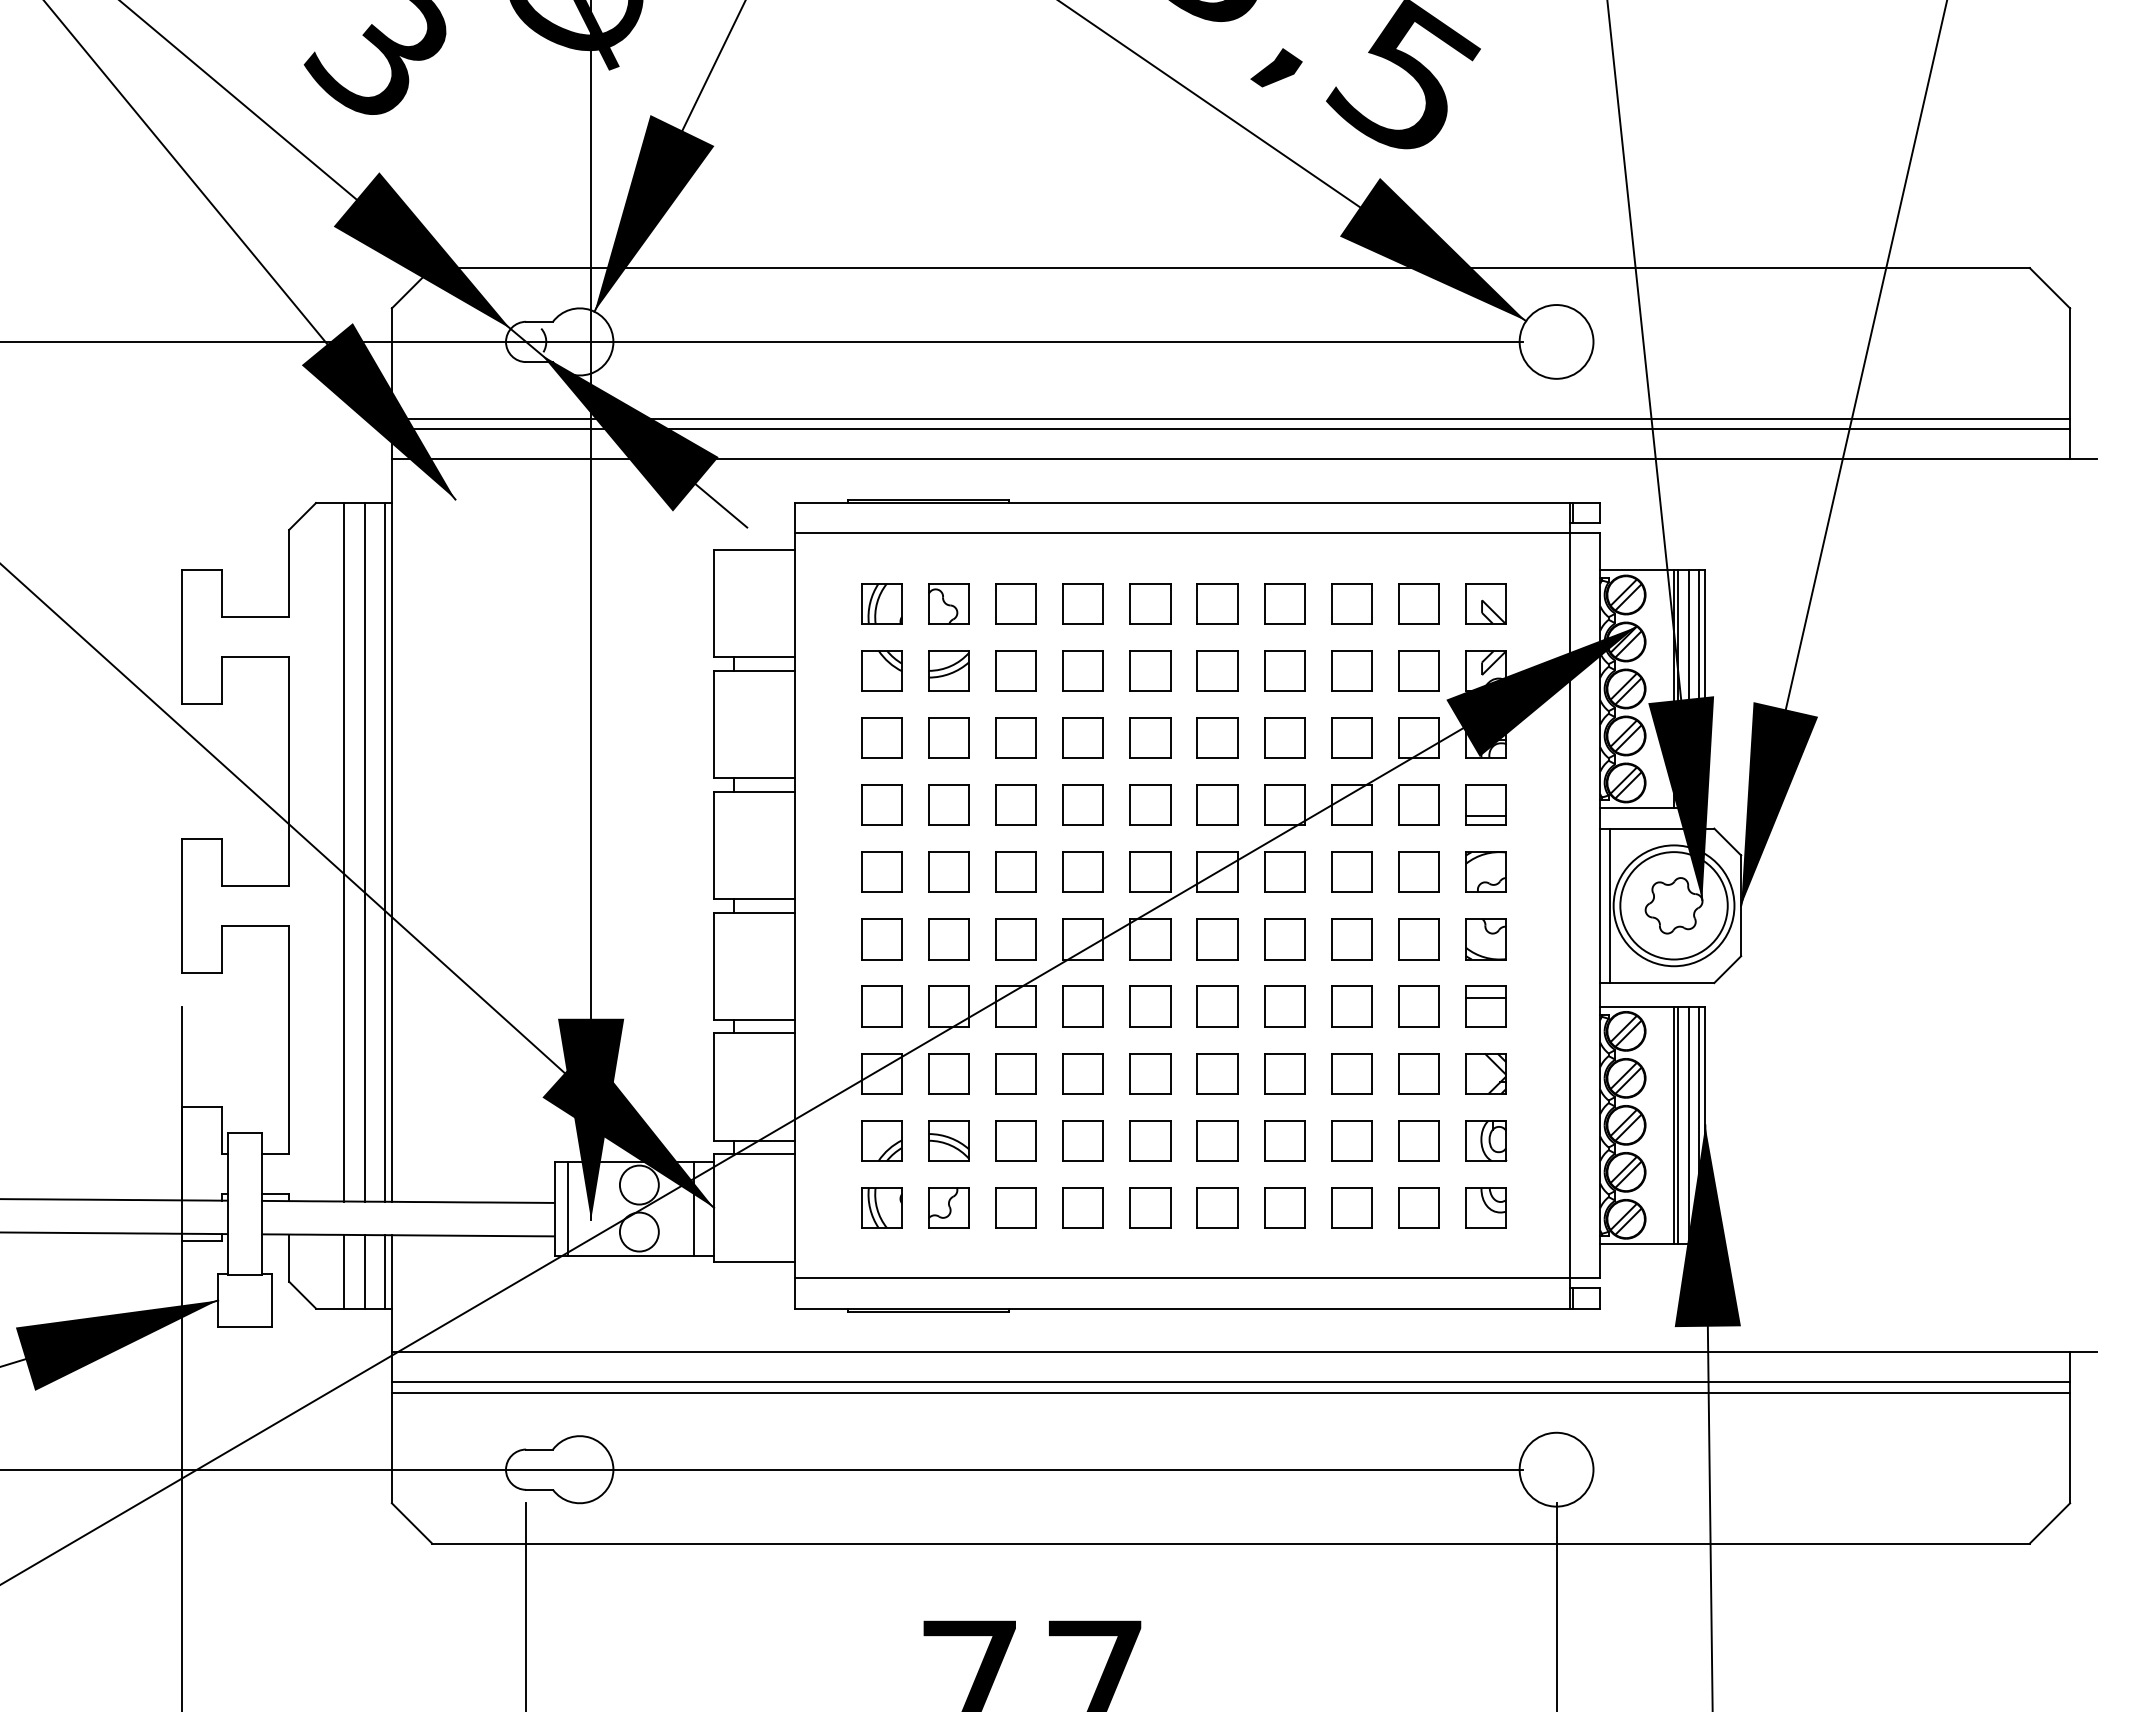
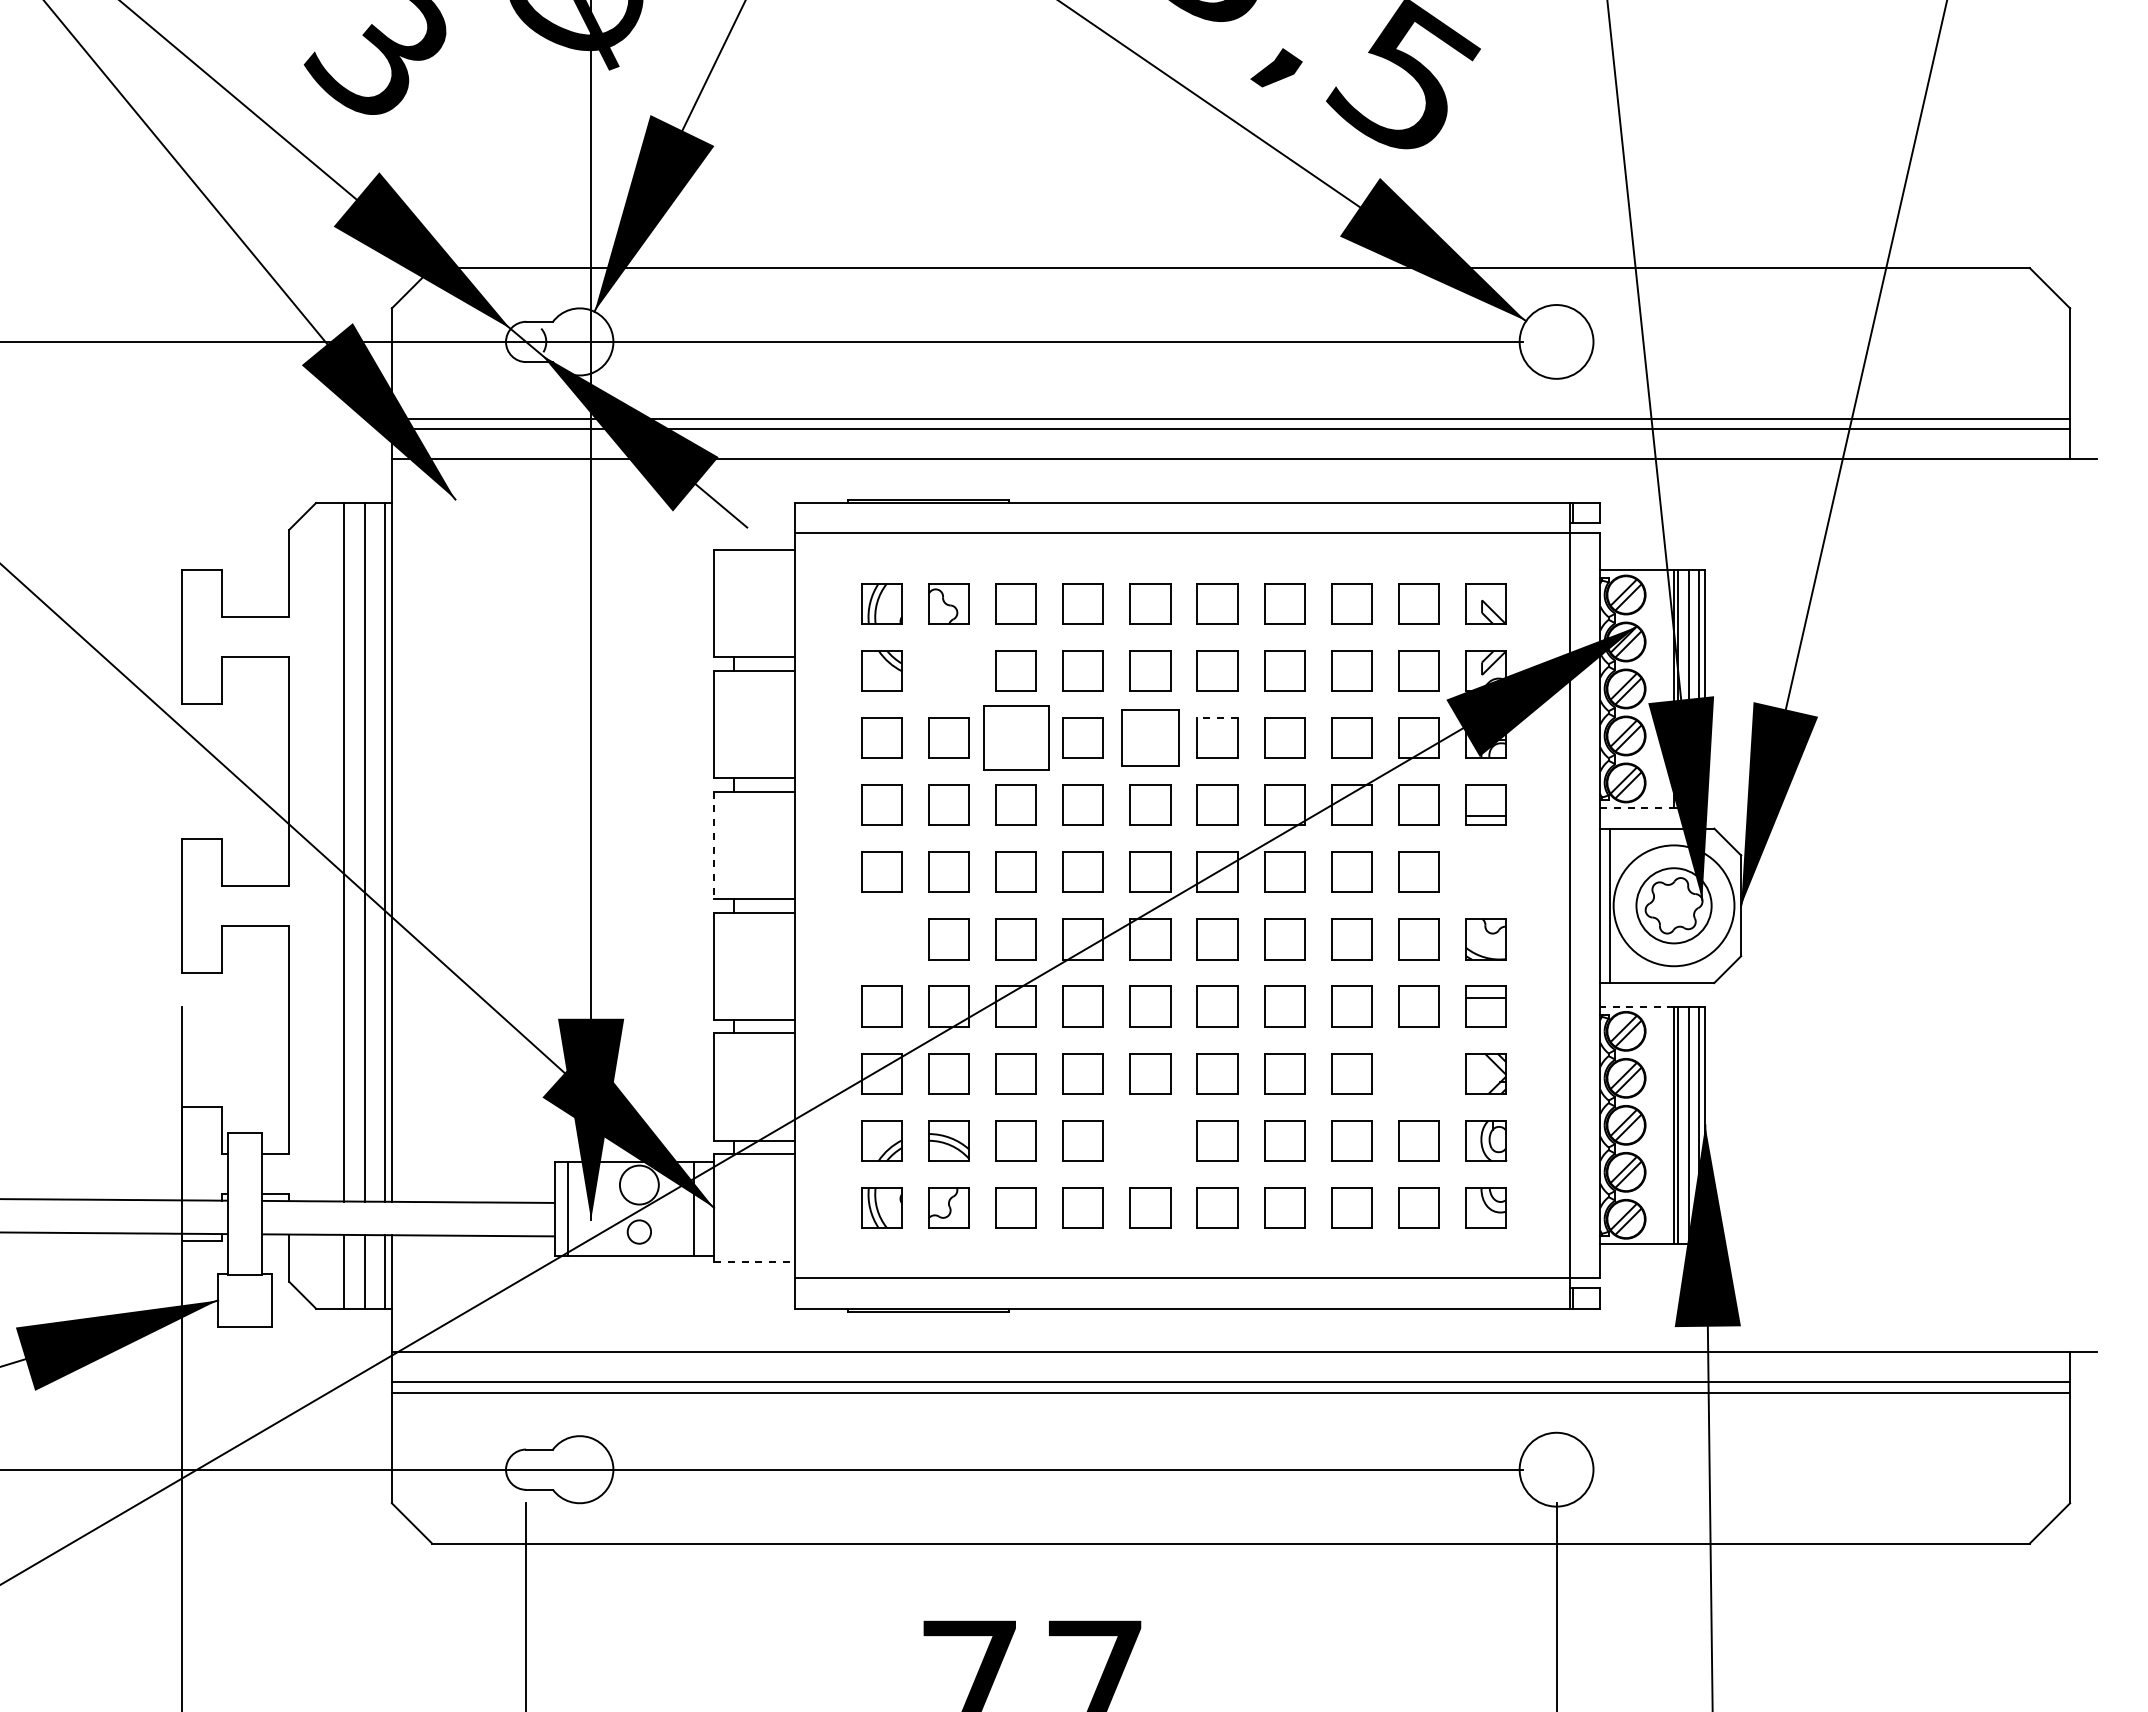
part: present -> none (948, 670)
line: solid -> dashed (1217, 717)
part size: 42x42 px -> 67x66 px (1016, 737)
part size: 43x42 px -> 59x58 px (1150, 737)
line: solid -> dashed (1637, 807)
line: solid -> dashed (714, 845)
part: present -> none (1485, 871)
circle diameter: 107 px -> 75 px (1673, 905)
part: present -> none (881, 939)
line: solid -> dashed (1636, 1006)
part: present -> none (1418, 1073)
part: present -> none (1150, 1140)
circle diameter: 39 px -> 23 px (639, 1231)
line: solid -> dashed (754, 1261)
